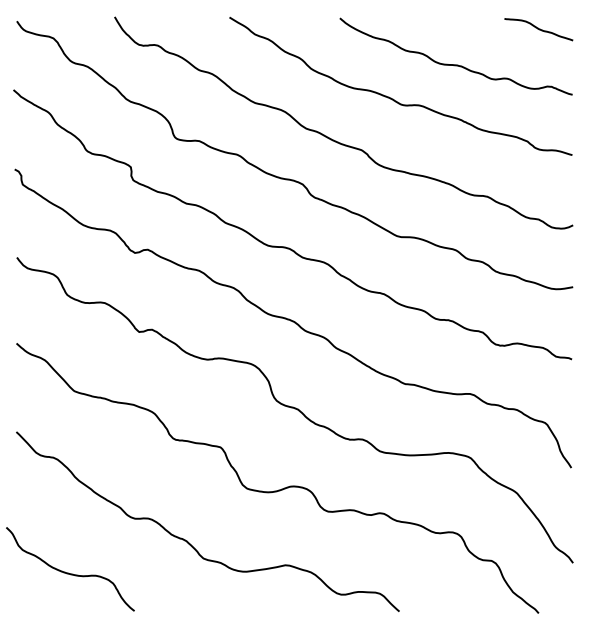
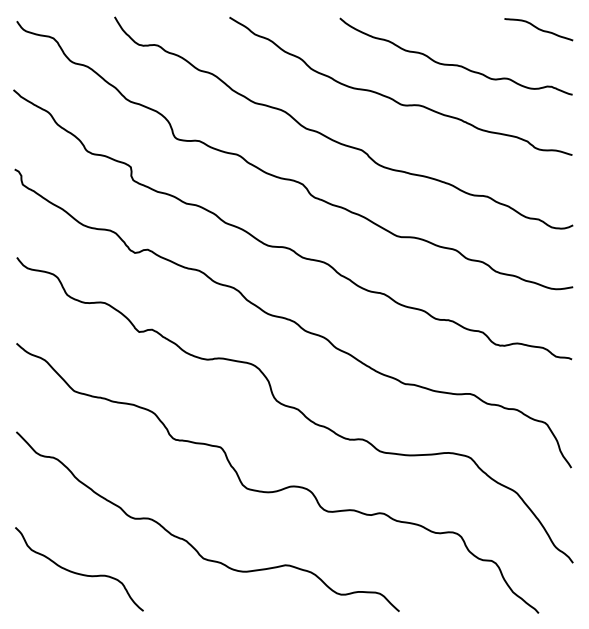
curve position: (68, 572) -> (77, 572) (77, 572)
